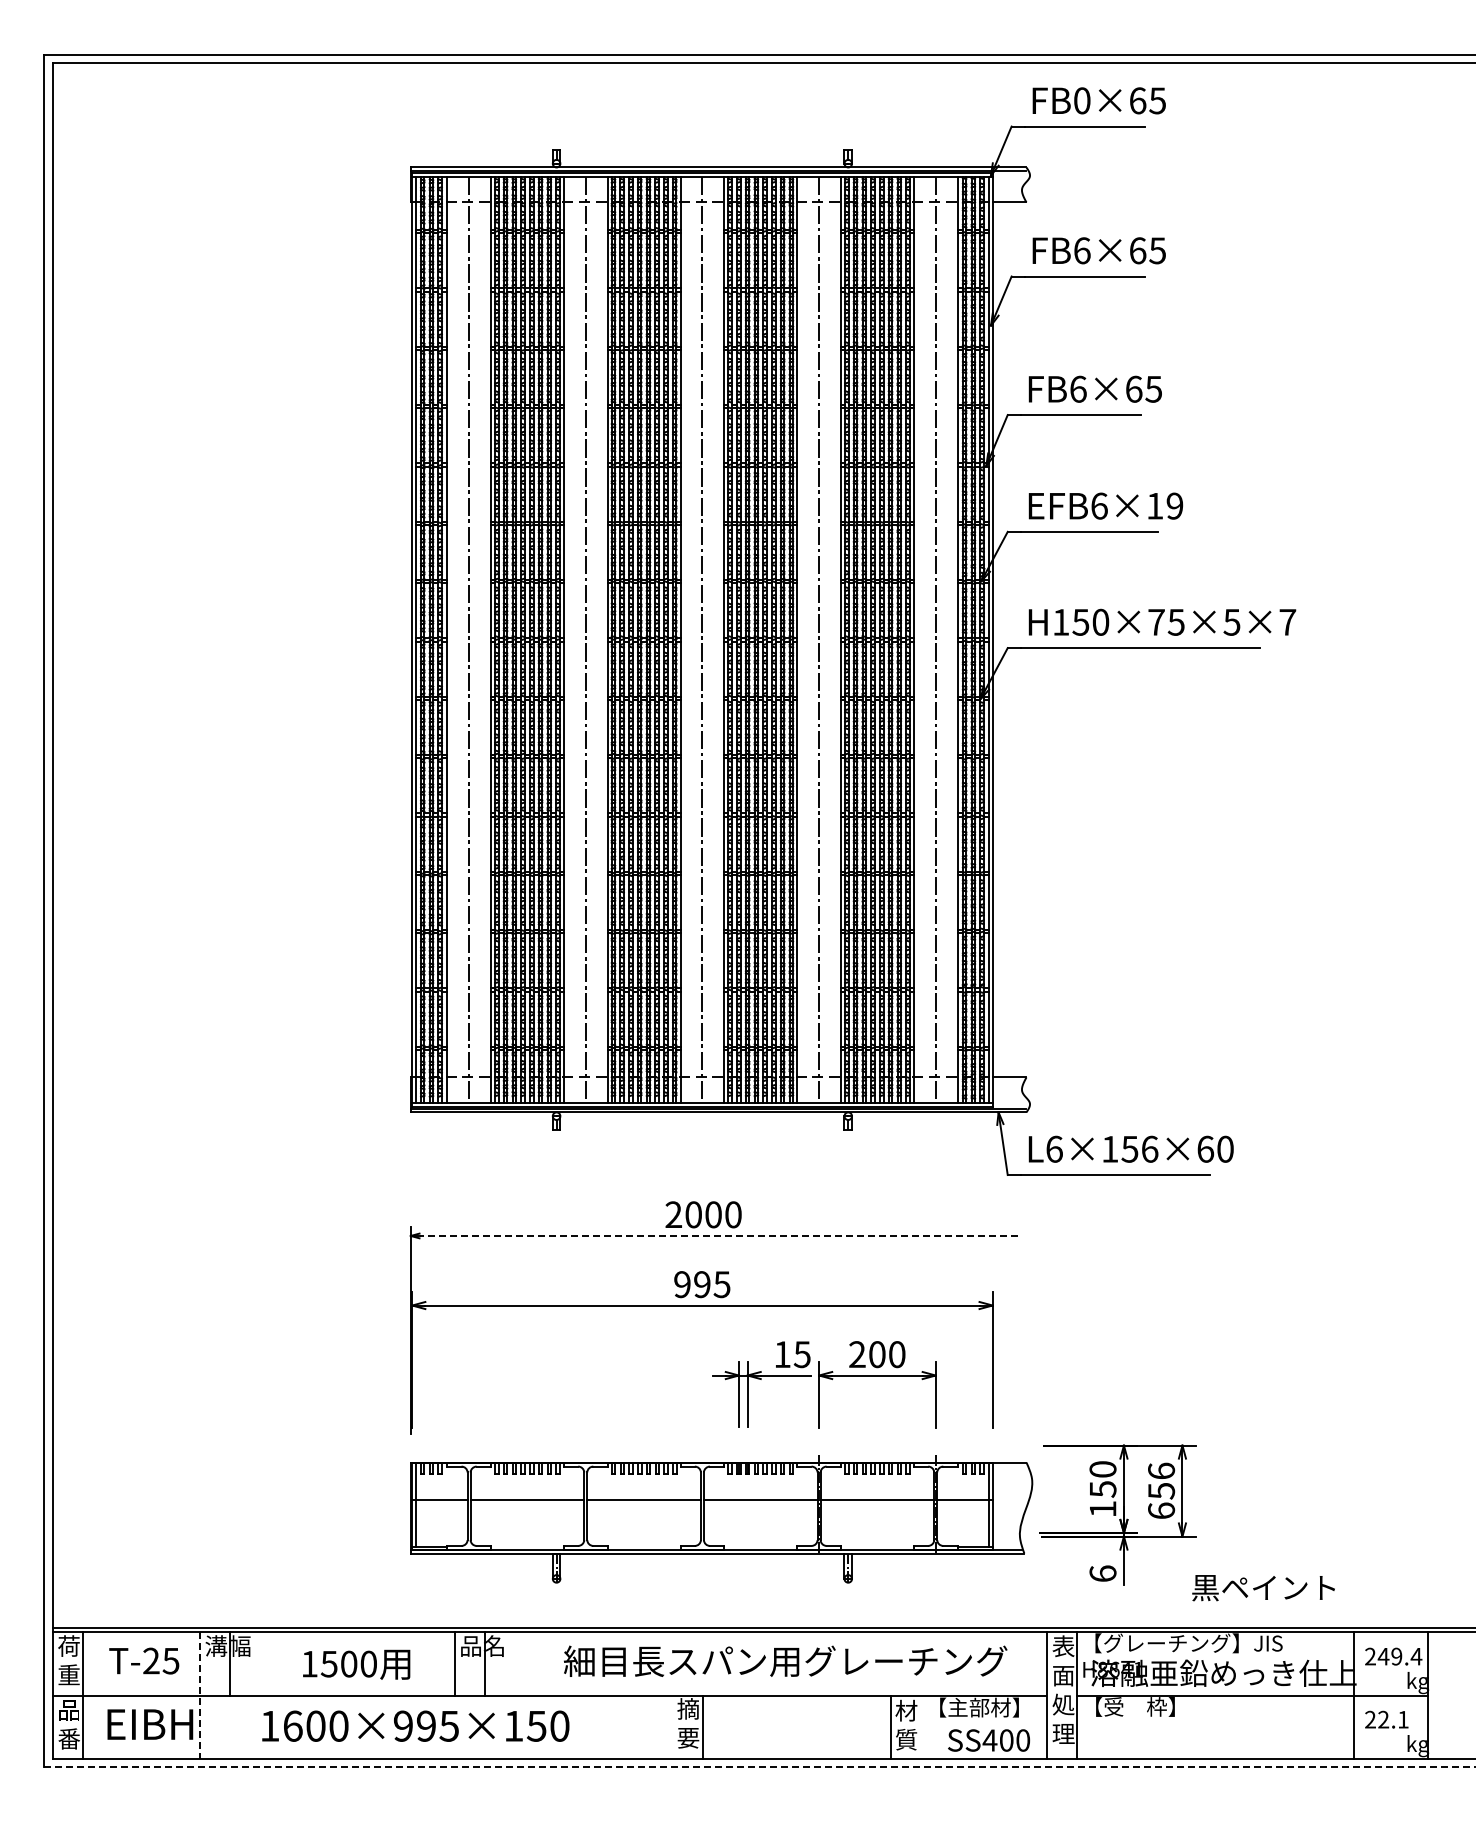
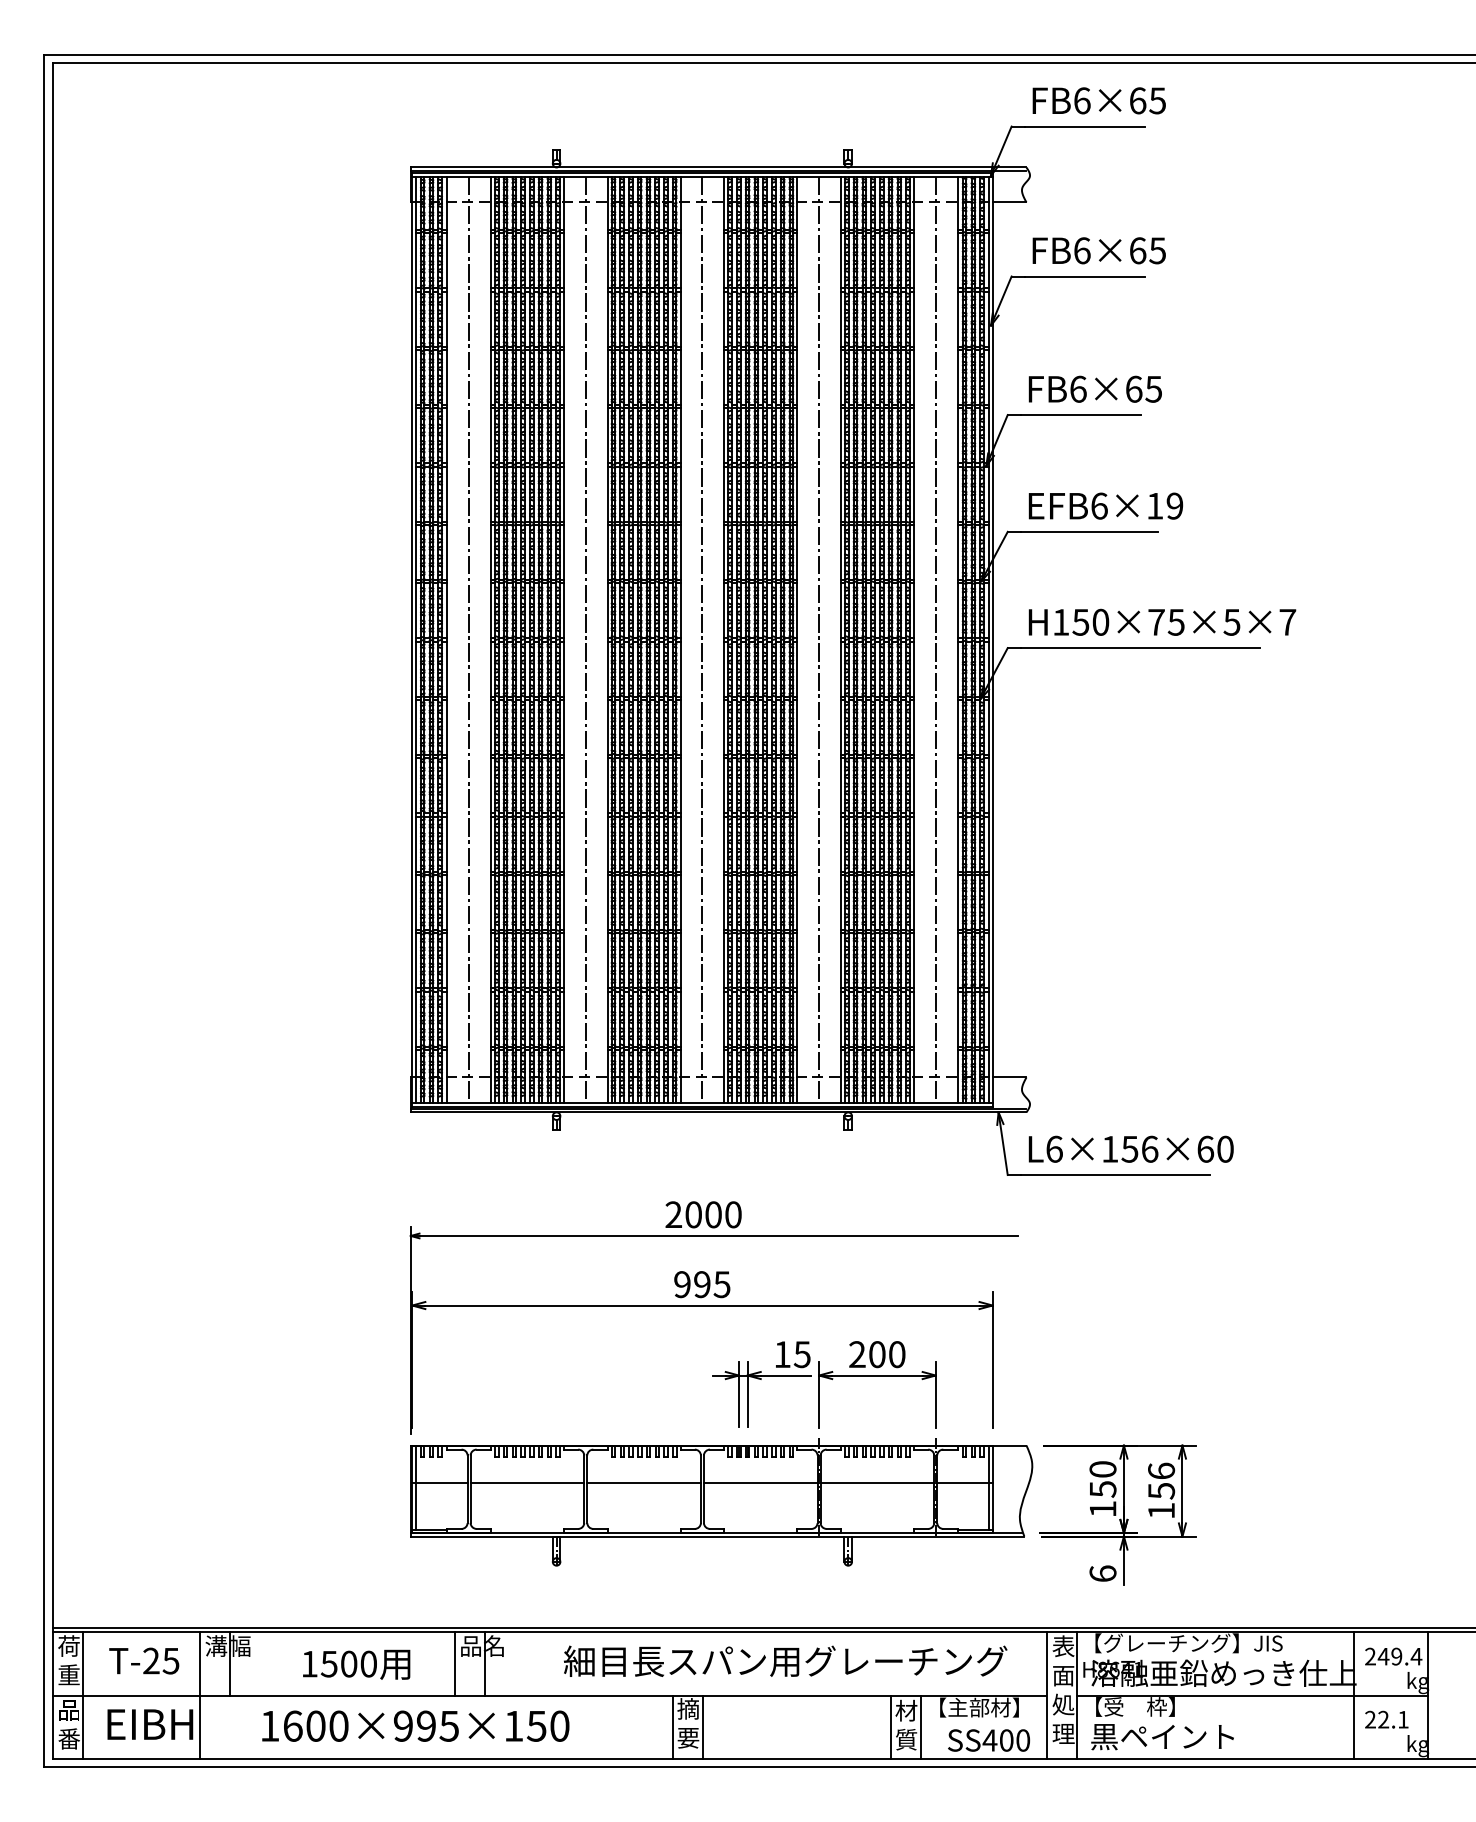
text: FB0×65 -> FB6×65 (1082, 100)
line: dashed -> solid (718, 1235)
text: 656 -> 156 (1161, 1510)
part position: (721, 1519) -> (721, 1502) (721, 1502)
text position: (1263, 1588) -> (1162, 1737) (1162, 1737)
line: dashed -> solid (199, 1696)
line: none -> present (672, 1726)
line: none -> present (920, 1726)
line: dashed -> solid (760, 1767)
